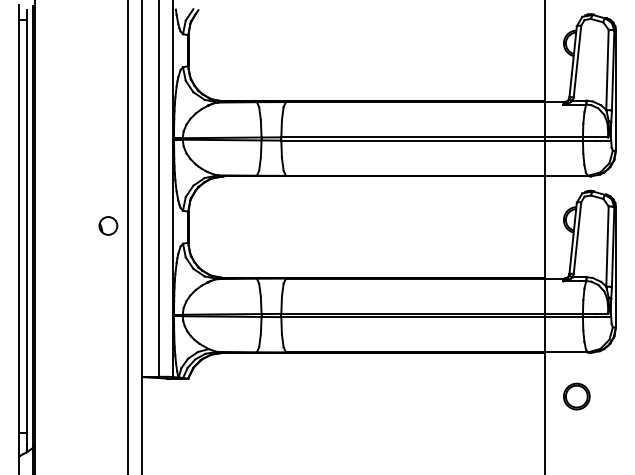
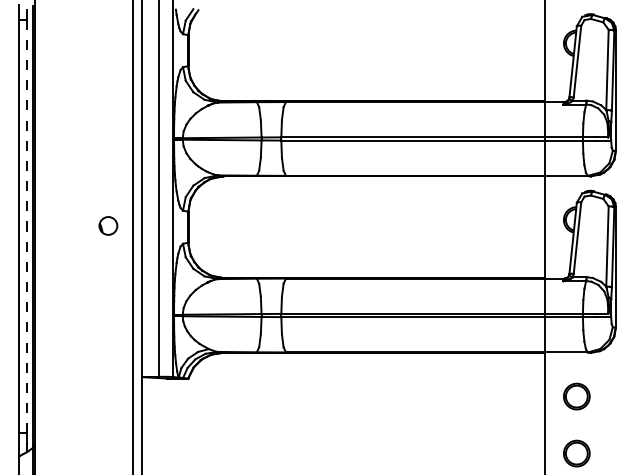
line: solid -> dashed (26, 226)
line position: (128, 236) -> (133, 236) (133, 236)
part: none -> present (576, 453)
